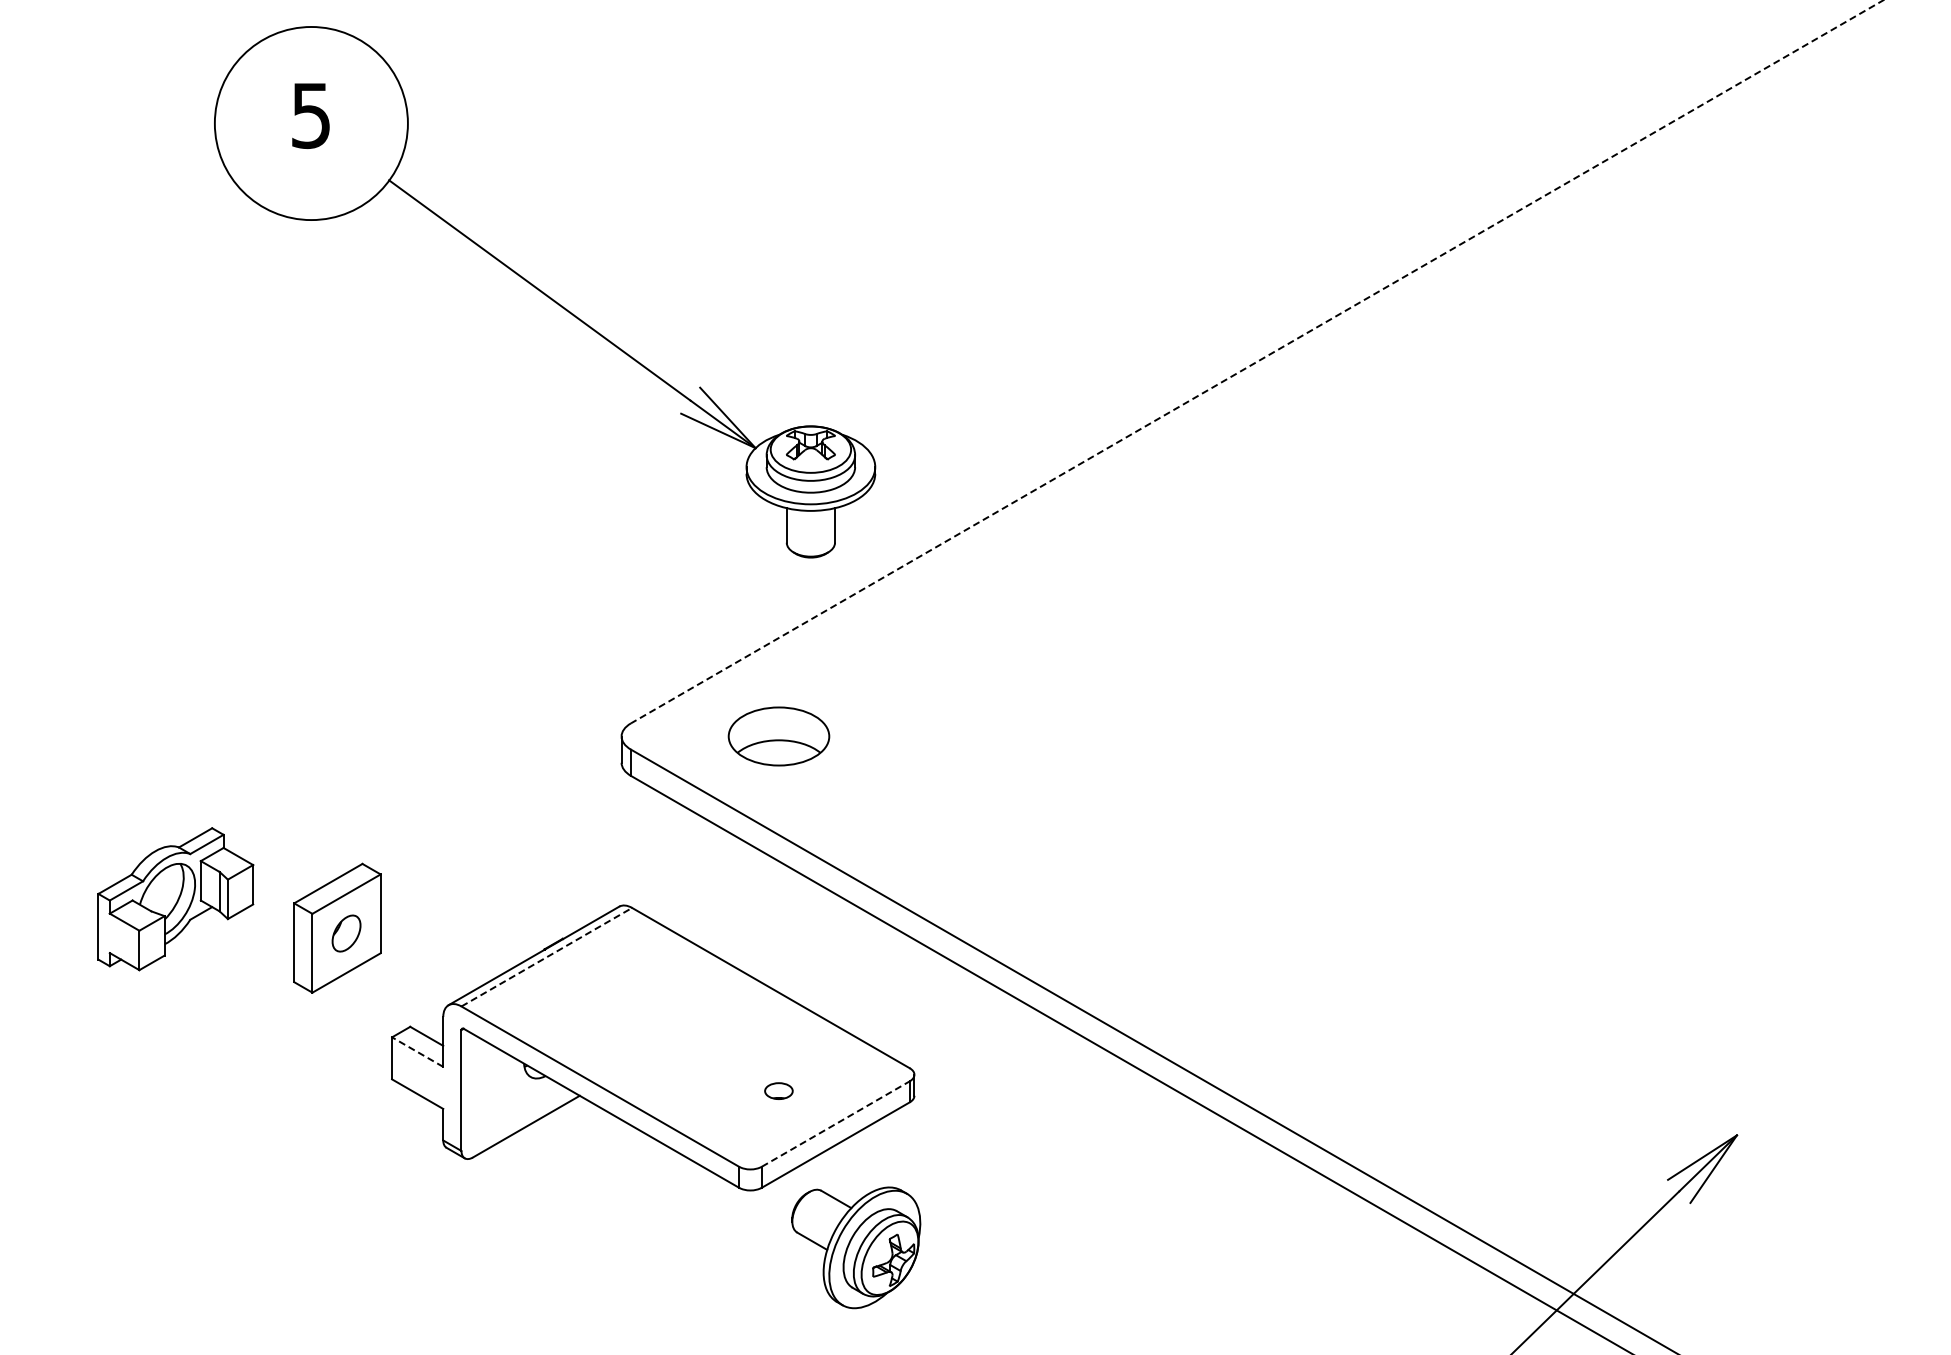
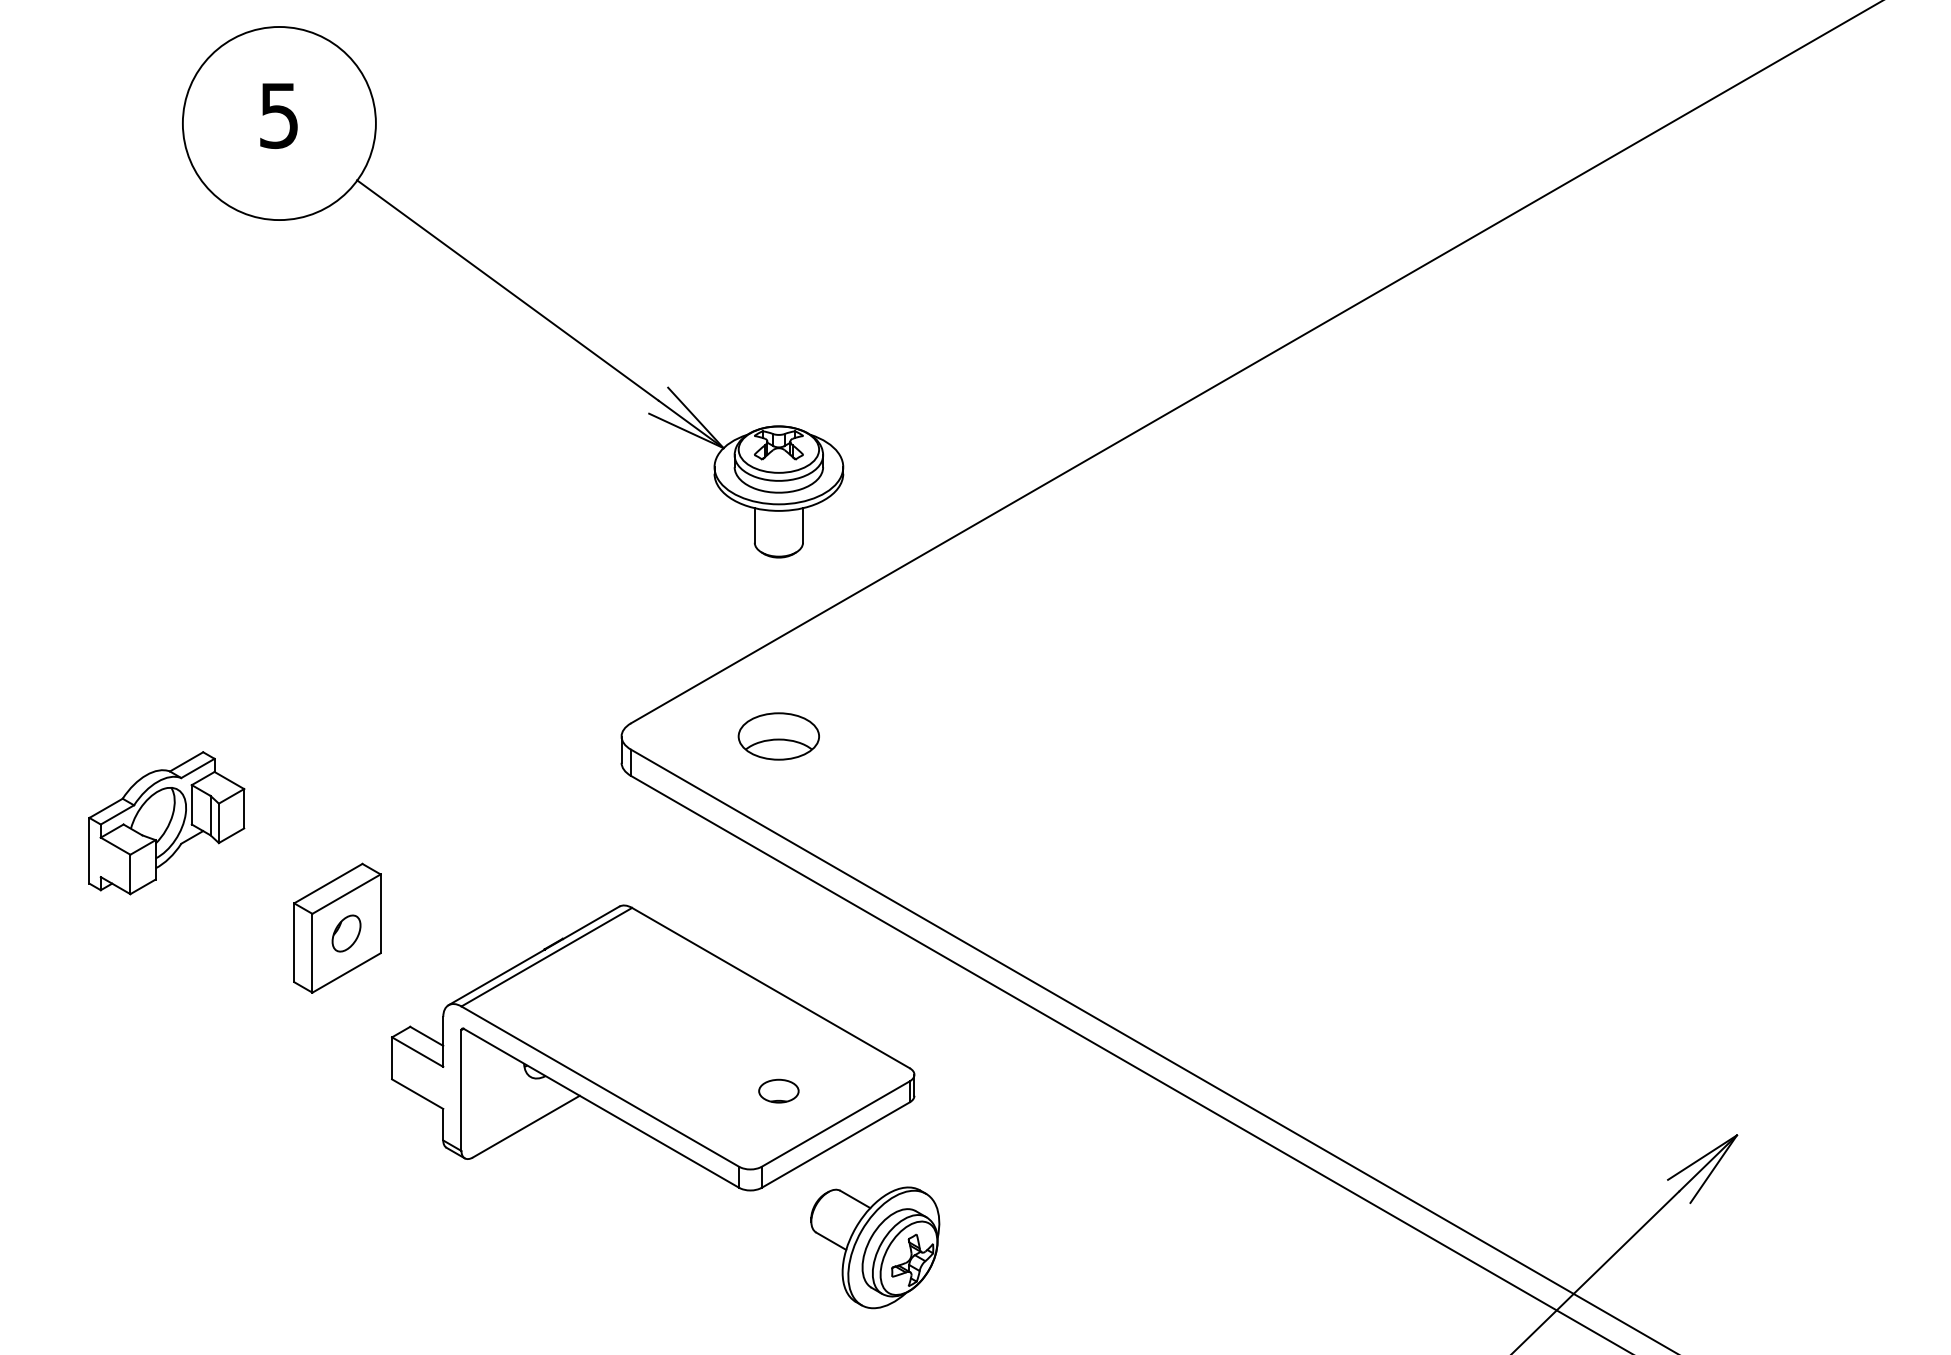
part position: (545, 292) -> (513, 292) (513, 292)
line: dashed -> solid (1257, 361)
part size: 104x61 px -> 83x49 px (778, 736)
part position: (175, 899) -> (166, 823) (166, 823)
line: dashed -> solid (546, 957)
line: dashed -> solid (417, 1052)
part size: 30x18 px -> 42x26 px (778, 1090)
line: dashed -> solid (836, 1123)
part position: (856, 1247) -> (875, 1247) (875, 1247)
